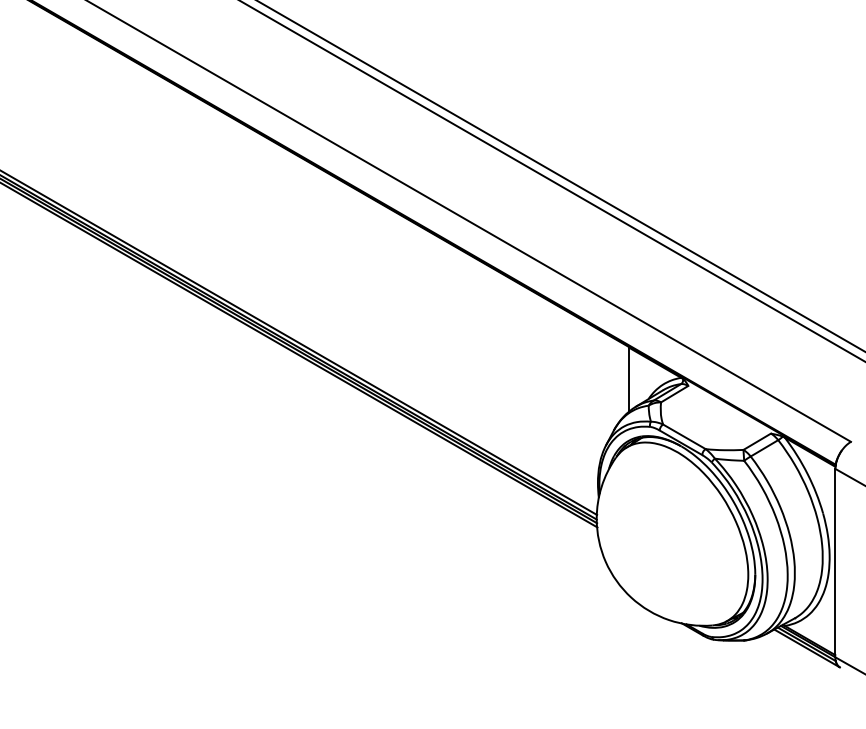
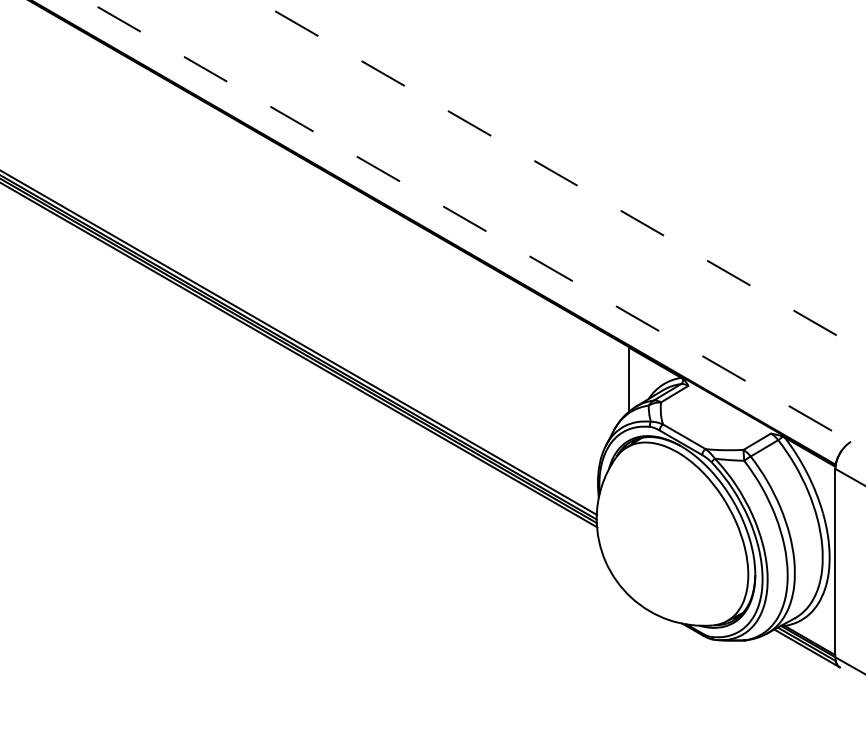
line: solid -> dashed (561, 176)
line: present -> none (552, 181)
line: solid -> dashed (469, 221)
